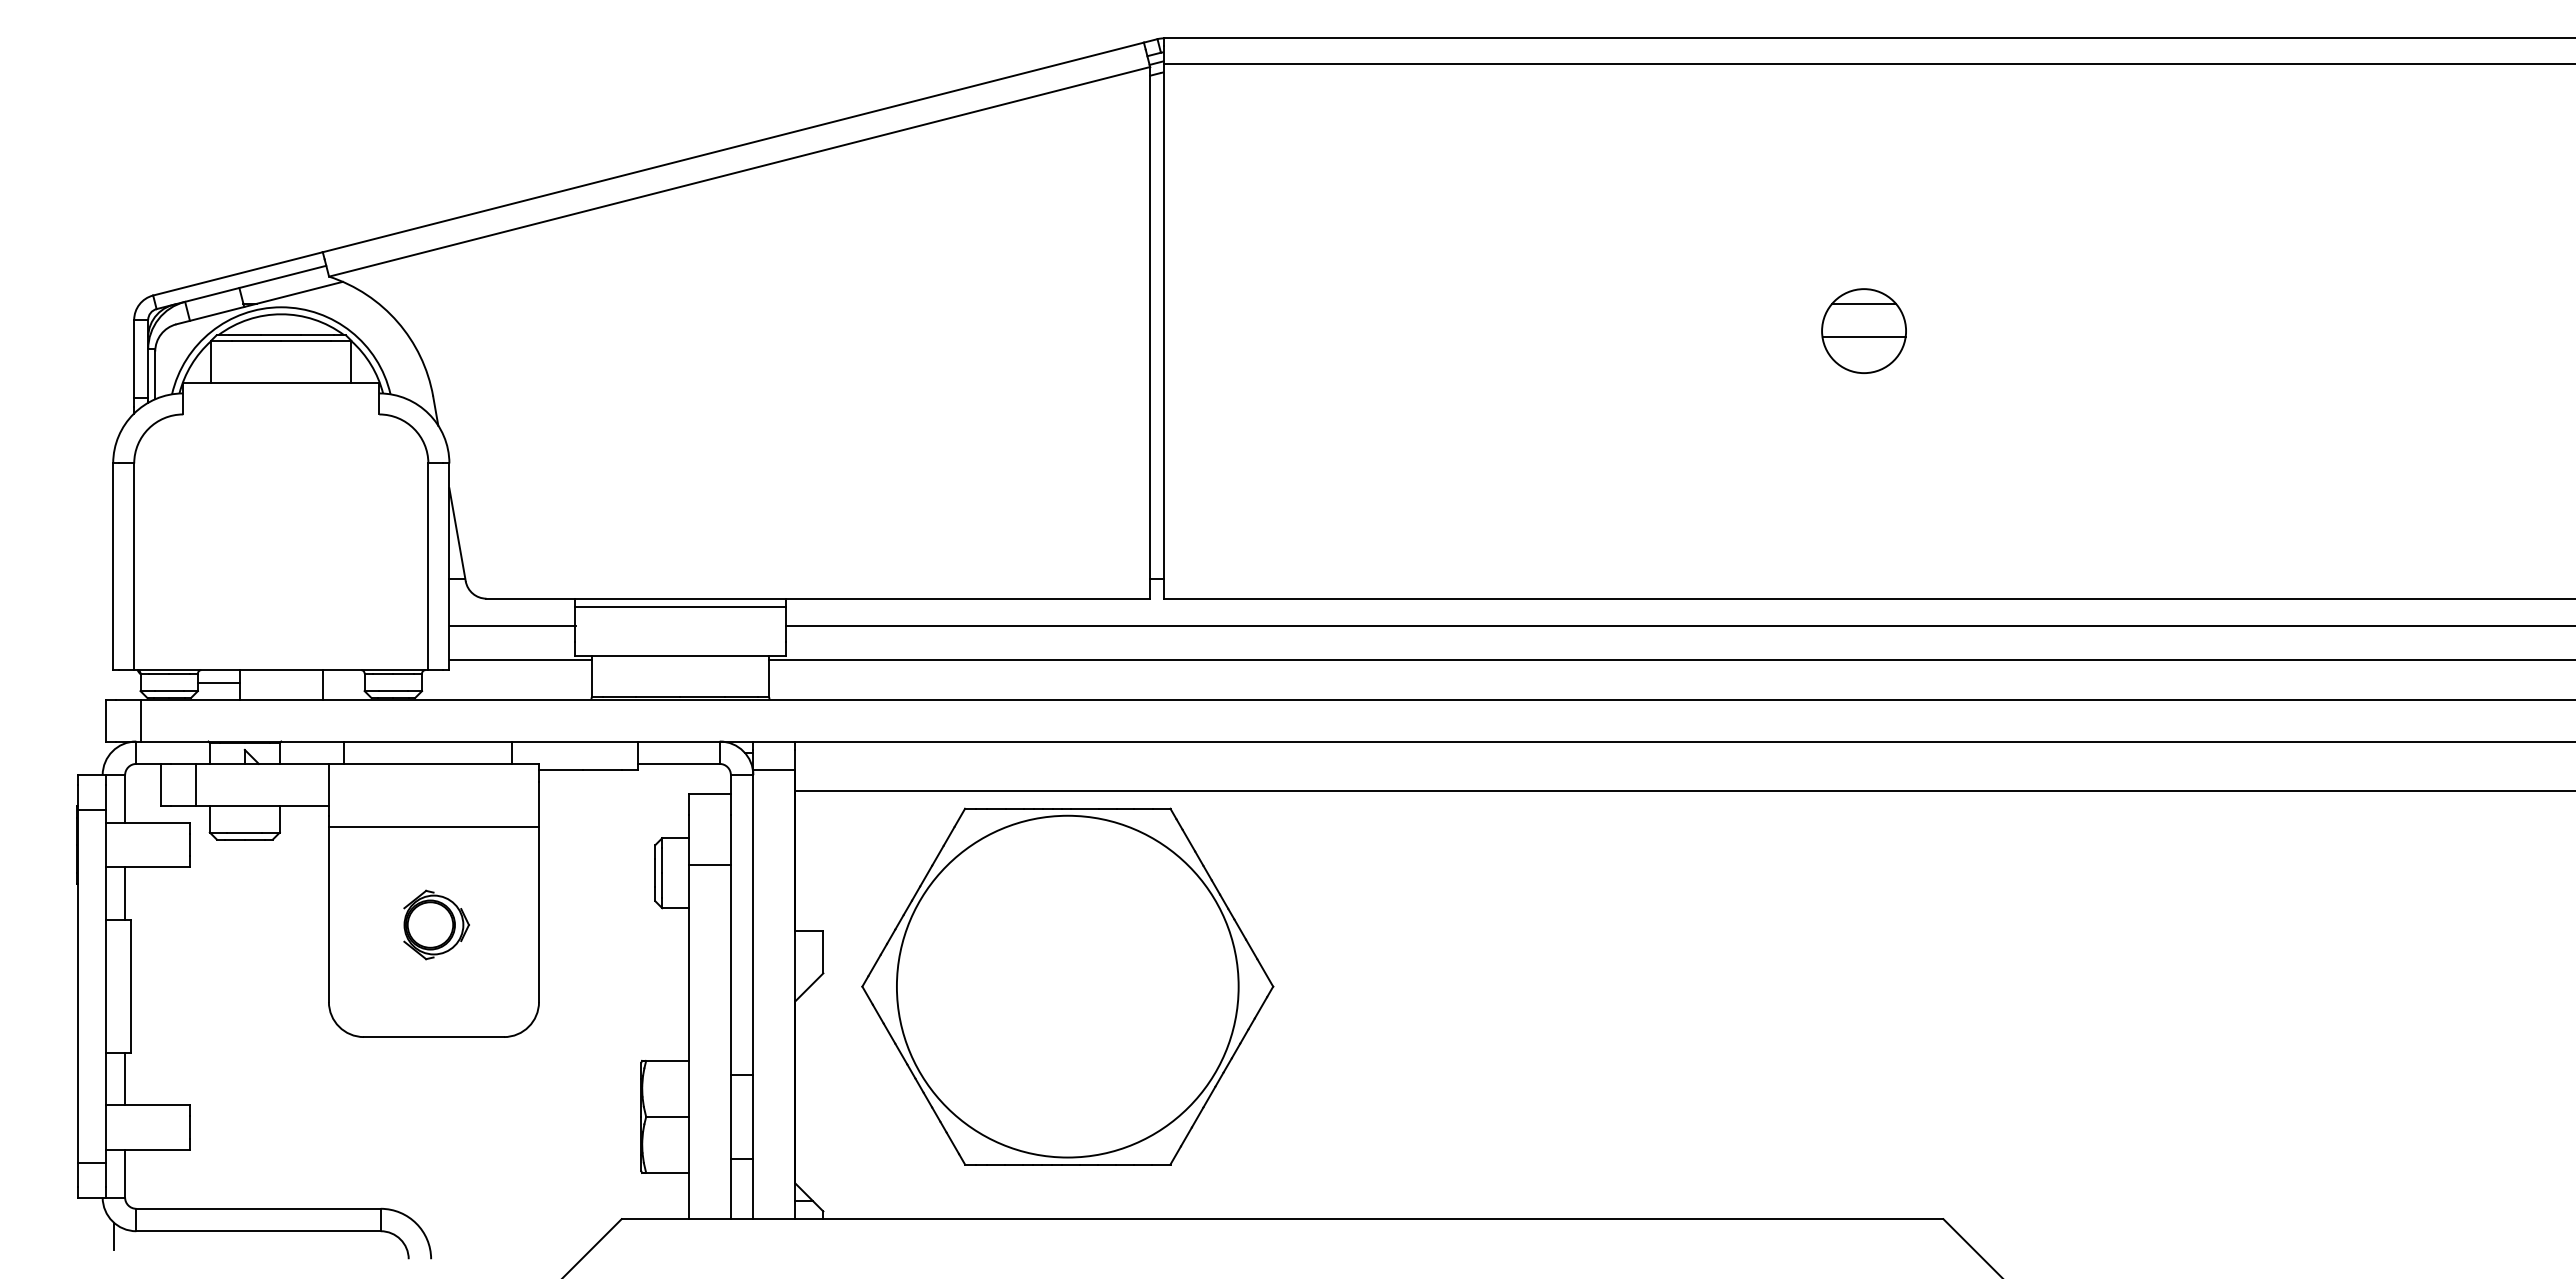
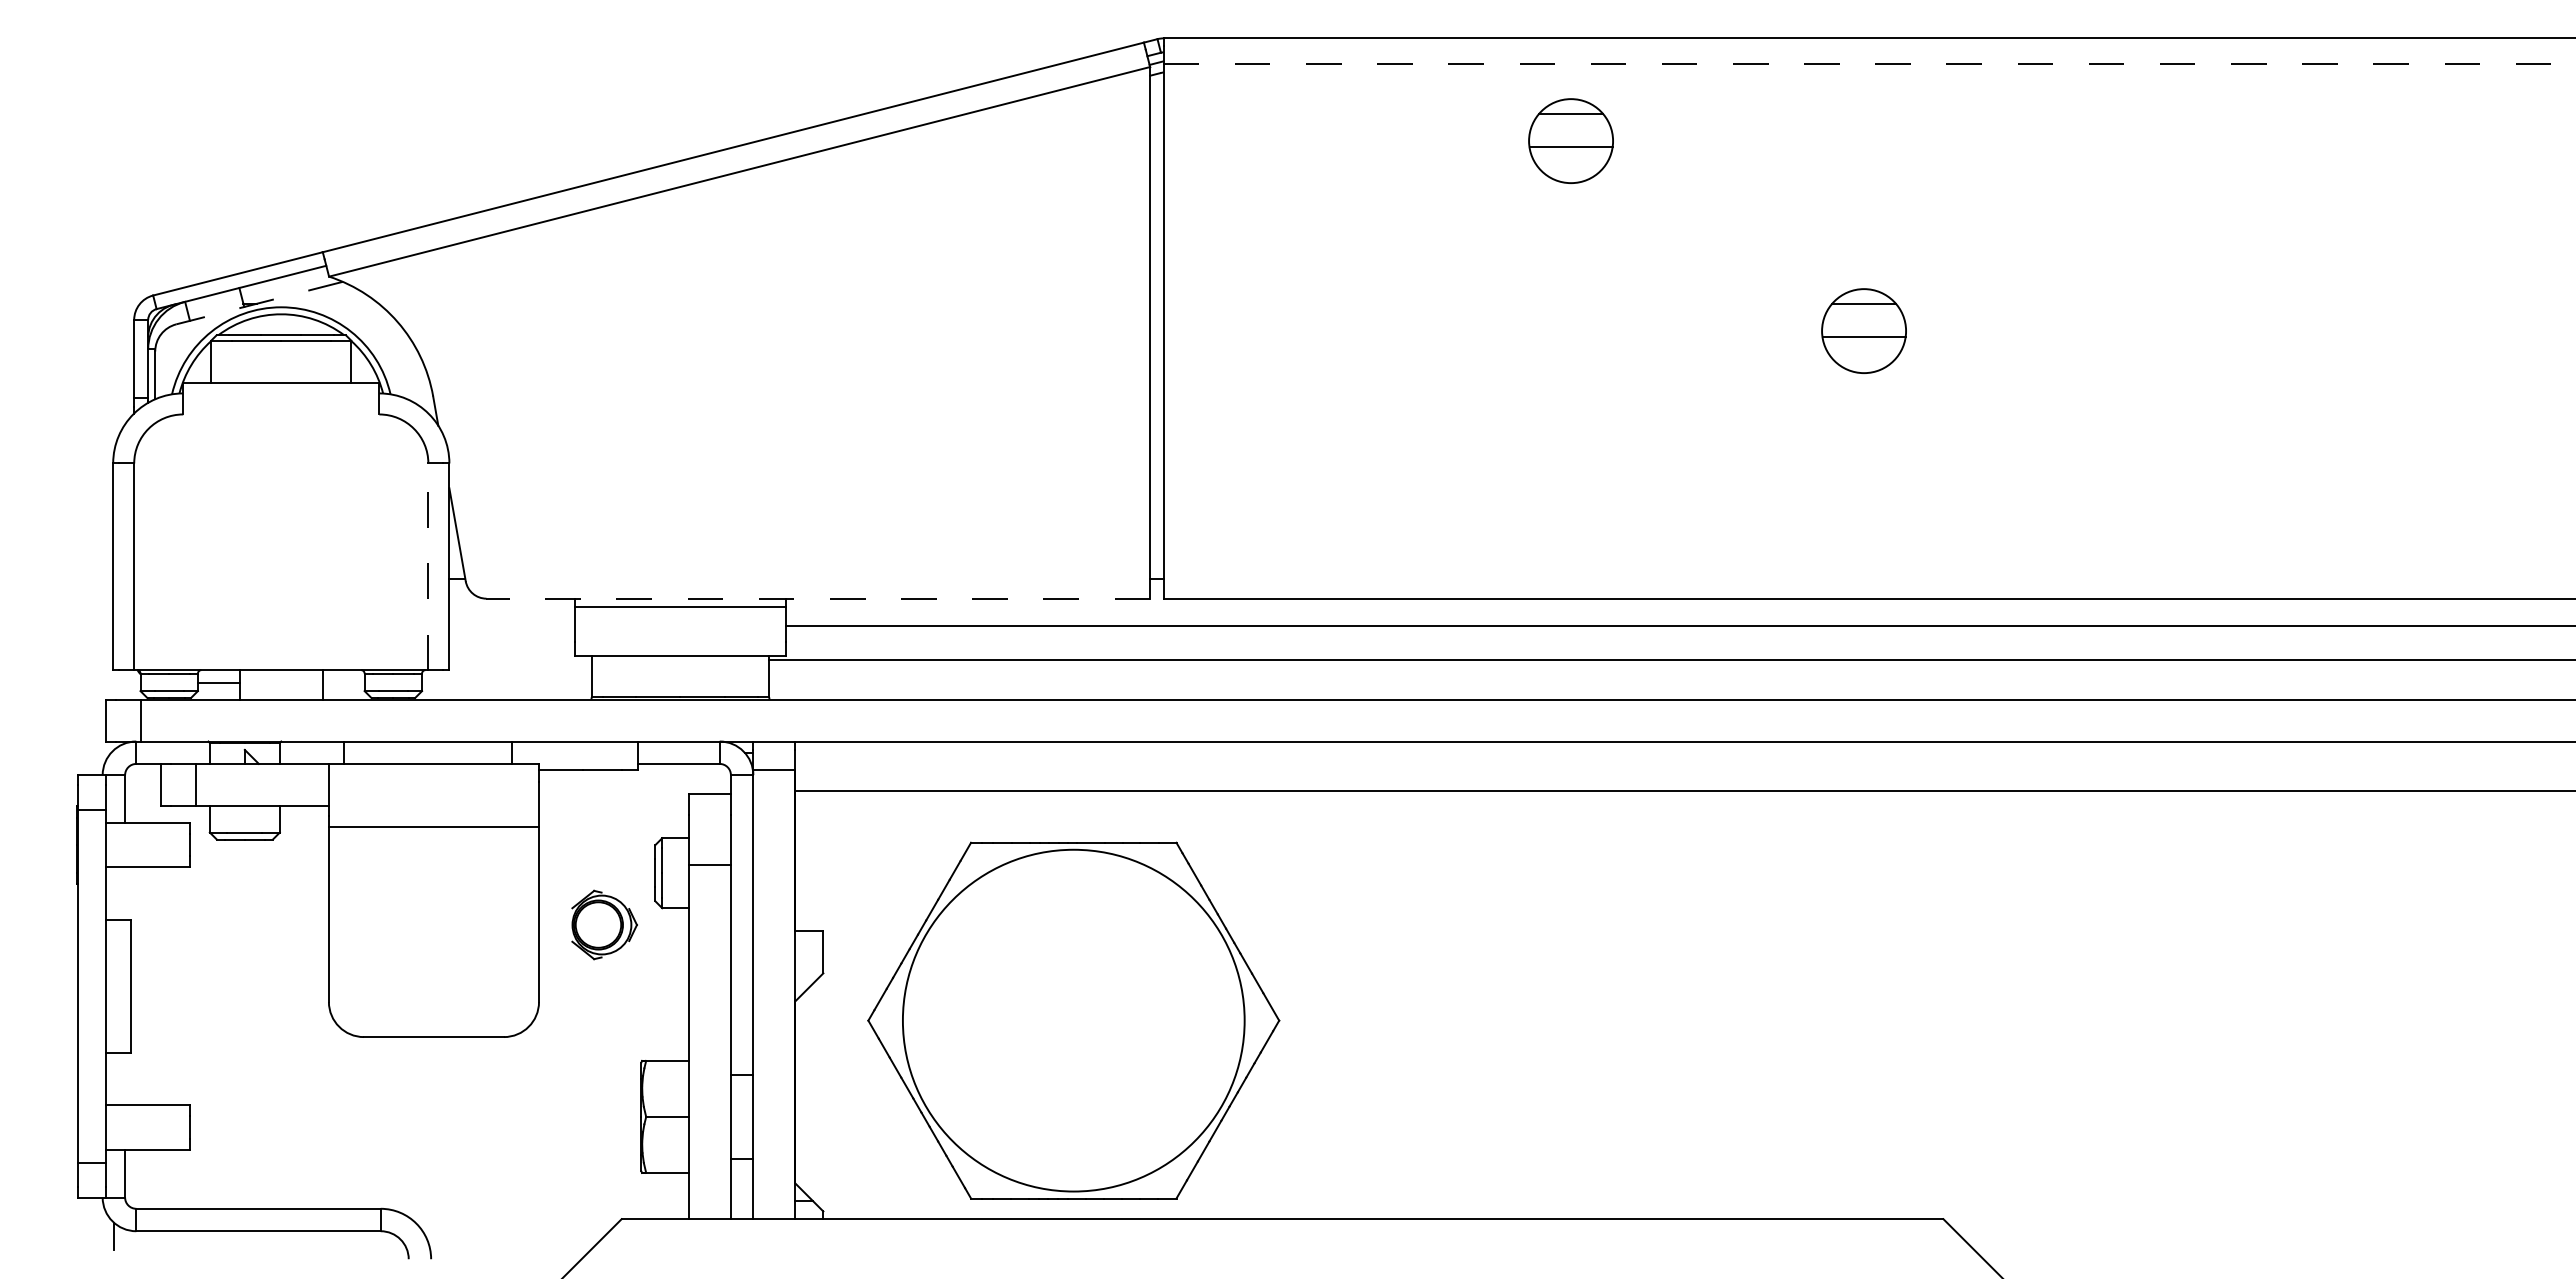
line: solid -> dashed (1869, 63)
part: none -> present (1570, 140)
line: solid -> dashed (259, 303)
line: solid -> dashed (428, 566)
line: solid -> dashed (818, 598)
line: present -> none (512, 625)
line: present -> none (520, 659)
line: present -> none (125, 893)
part position: (436, 924) -> (604, 924) (604, 924)
part position: (1067, 986) -> (1073, 1020) (1073, 1020)
line: present -> none (125, 1078)
